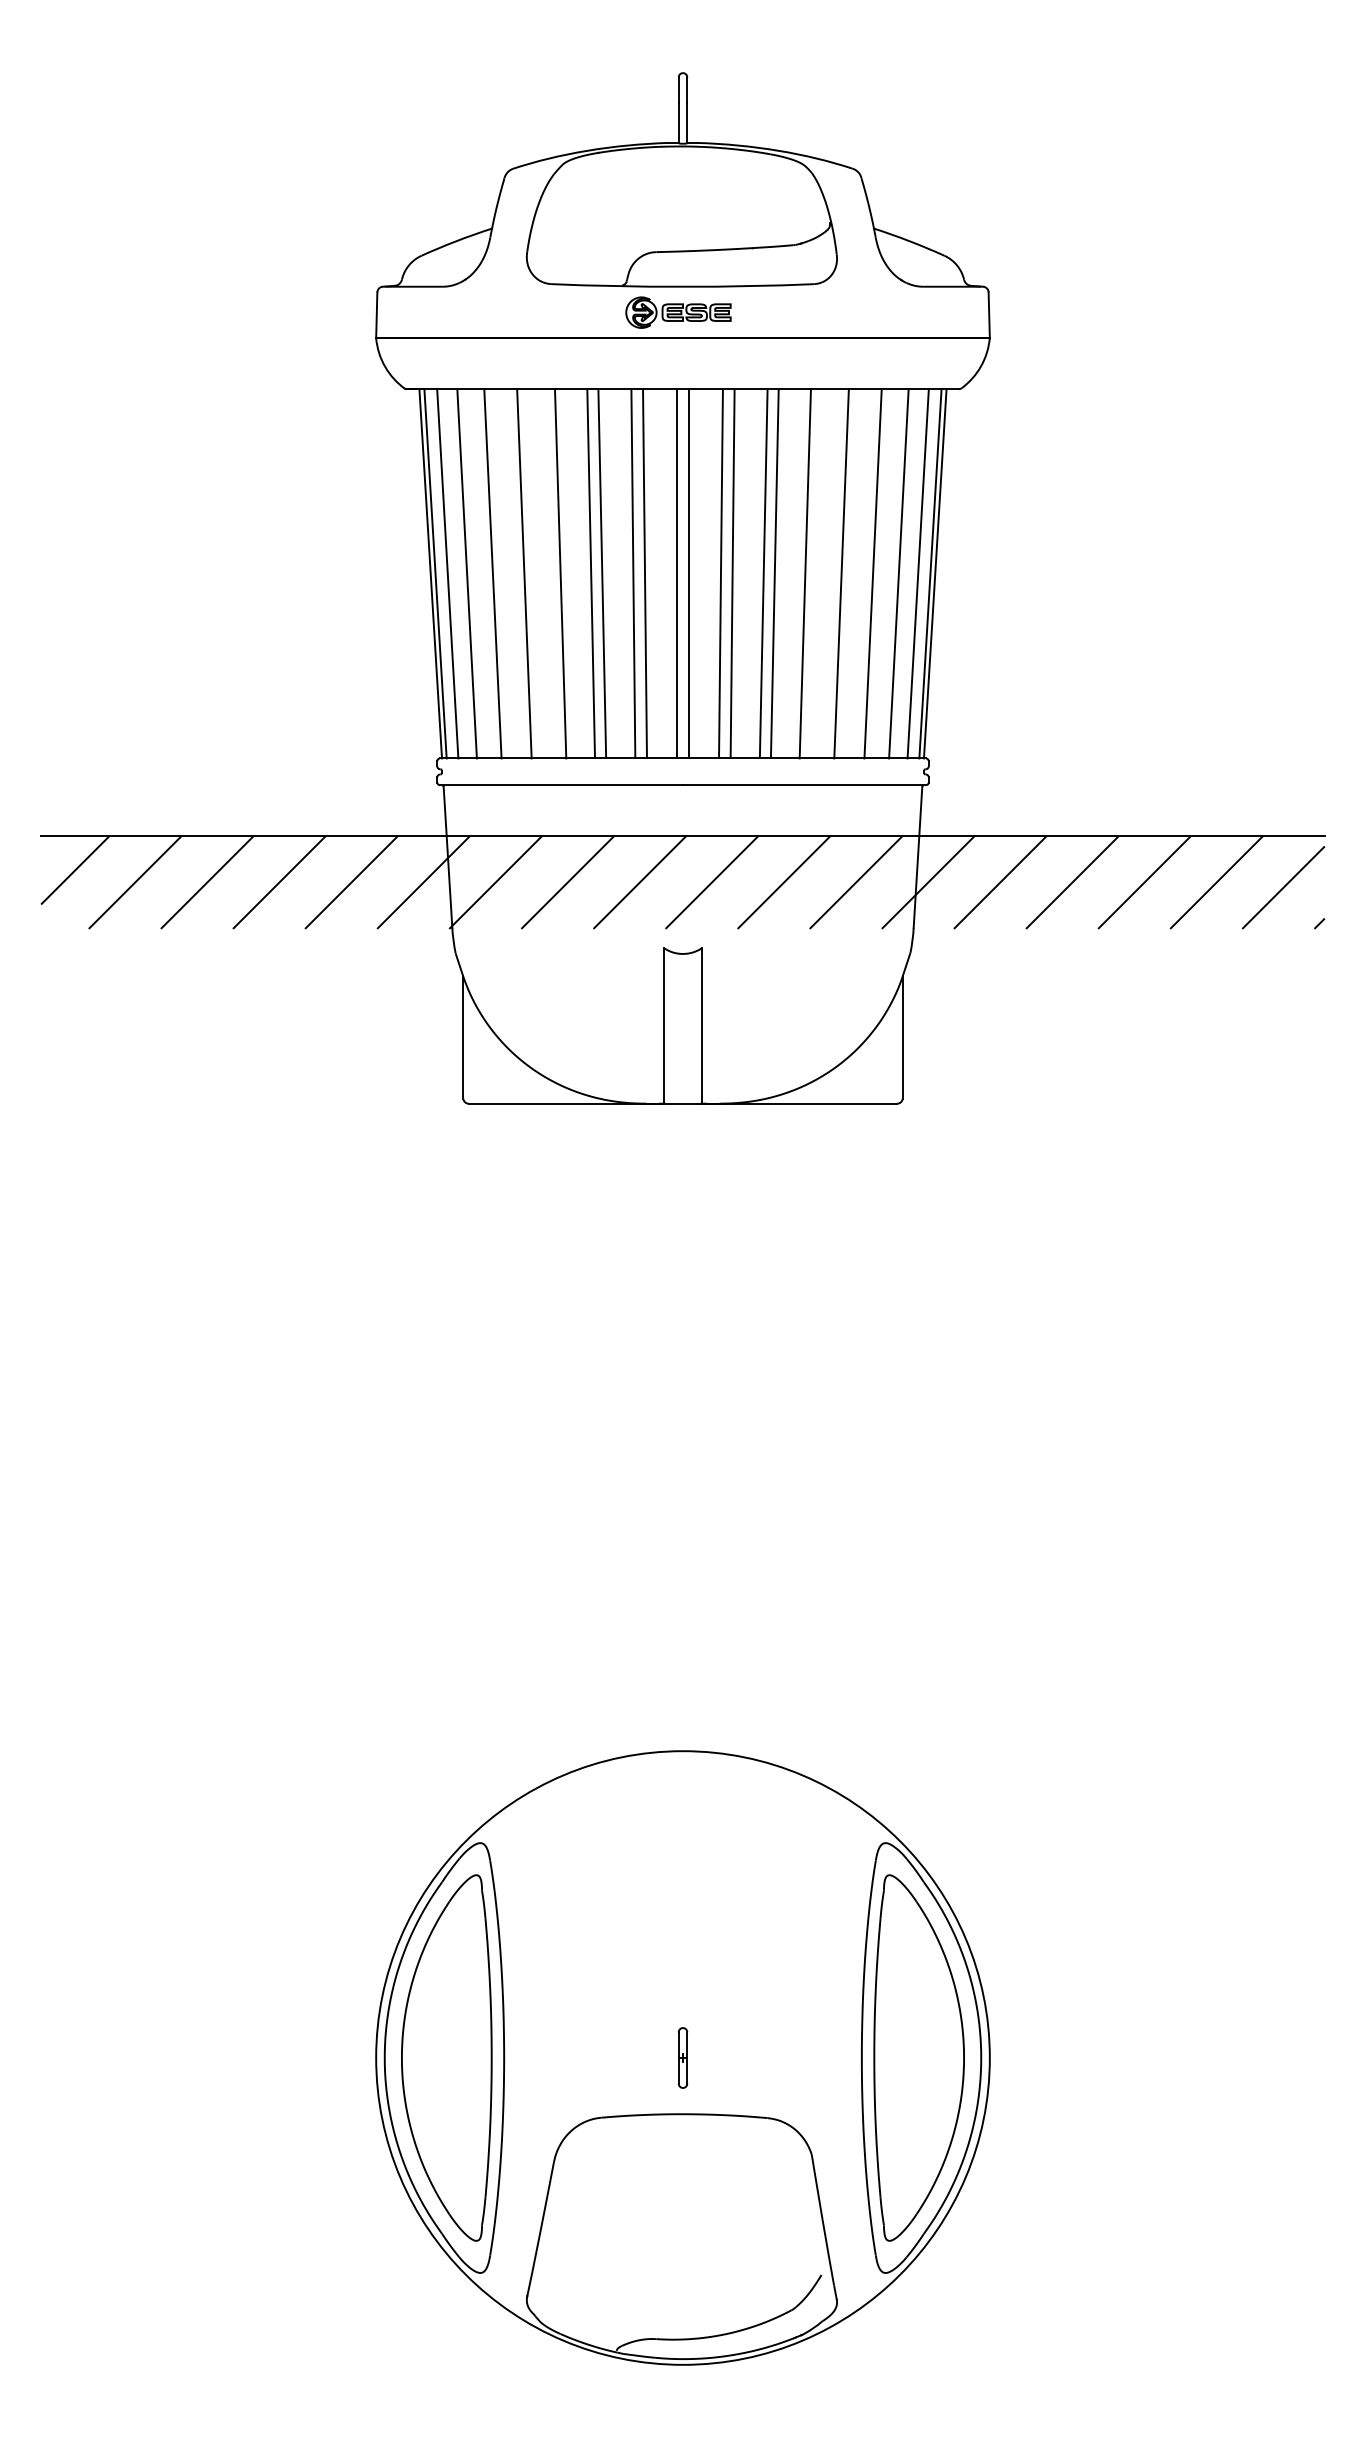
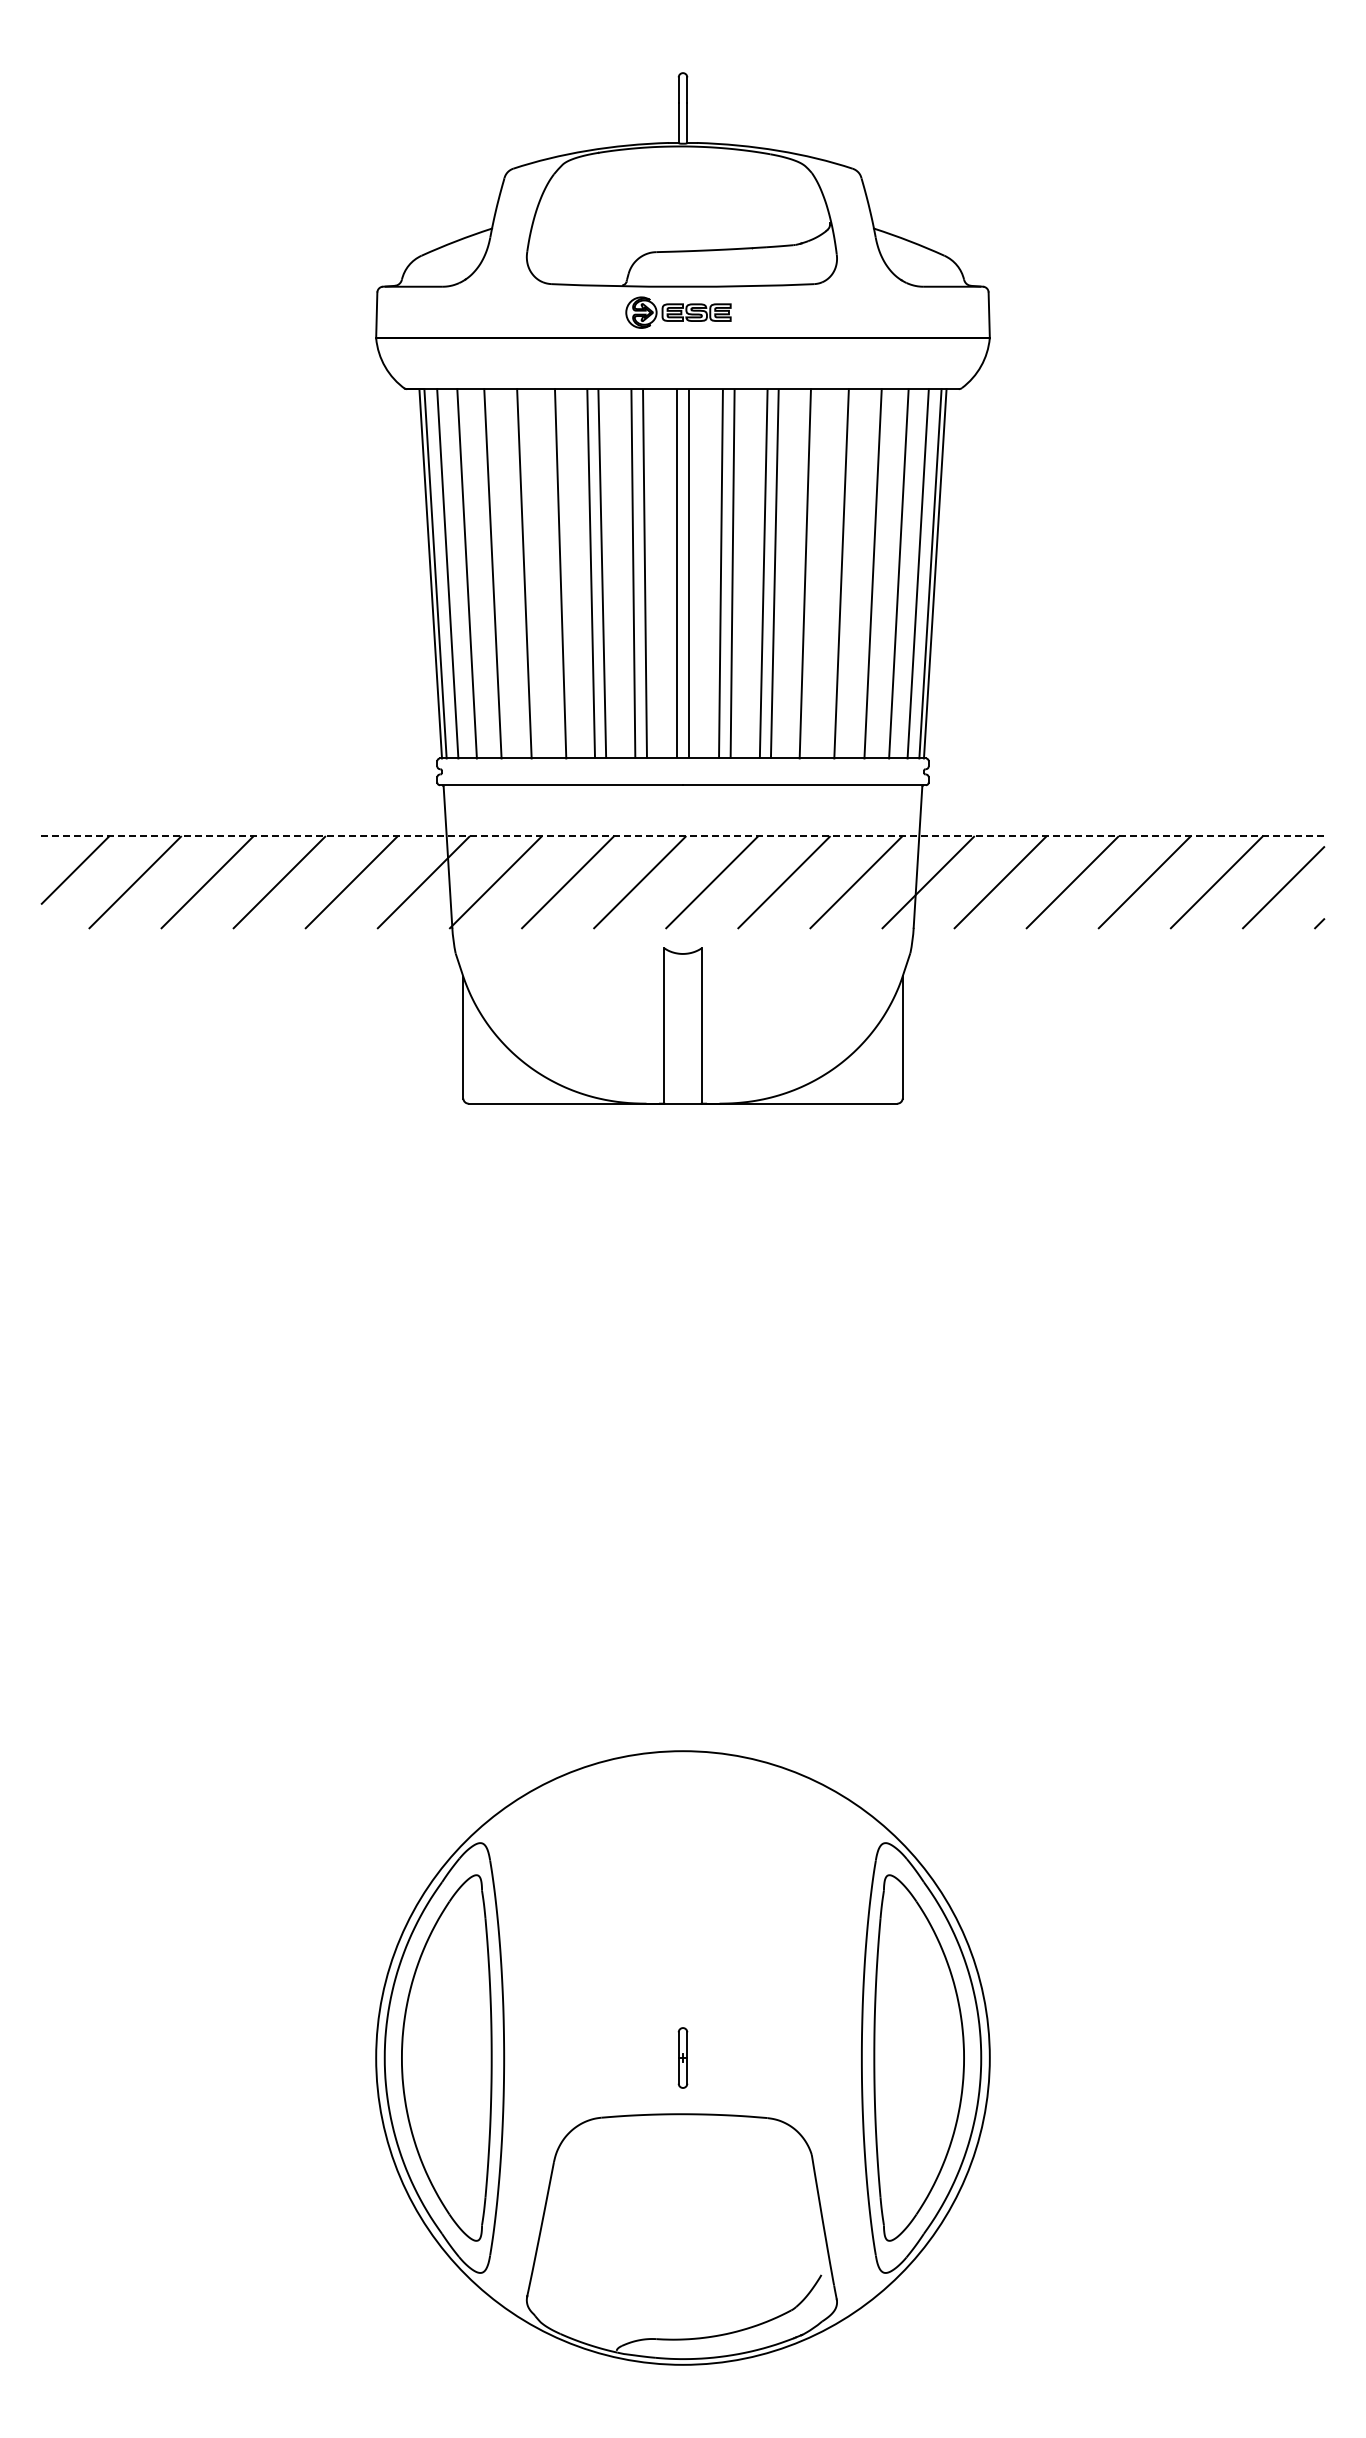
line: solid -> dashed (682, 836)
